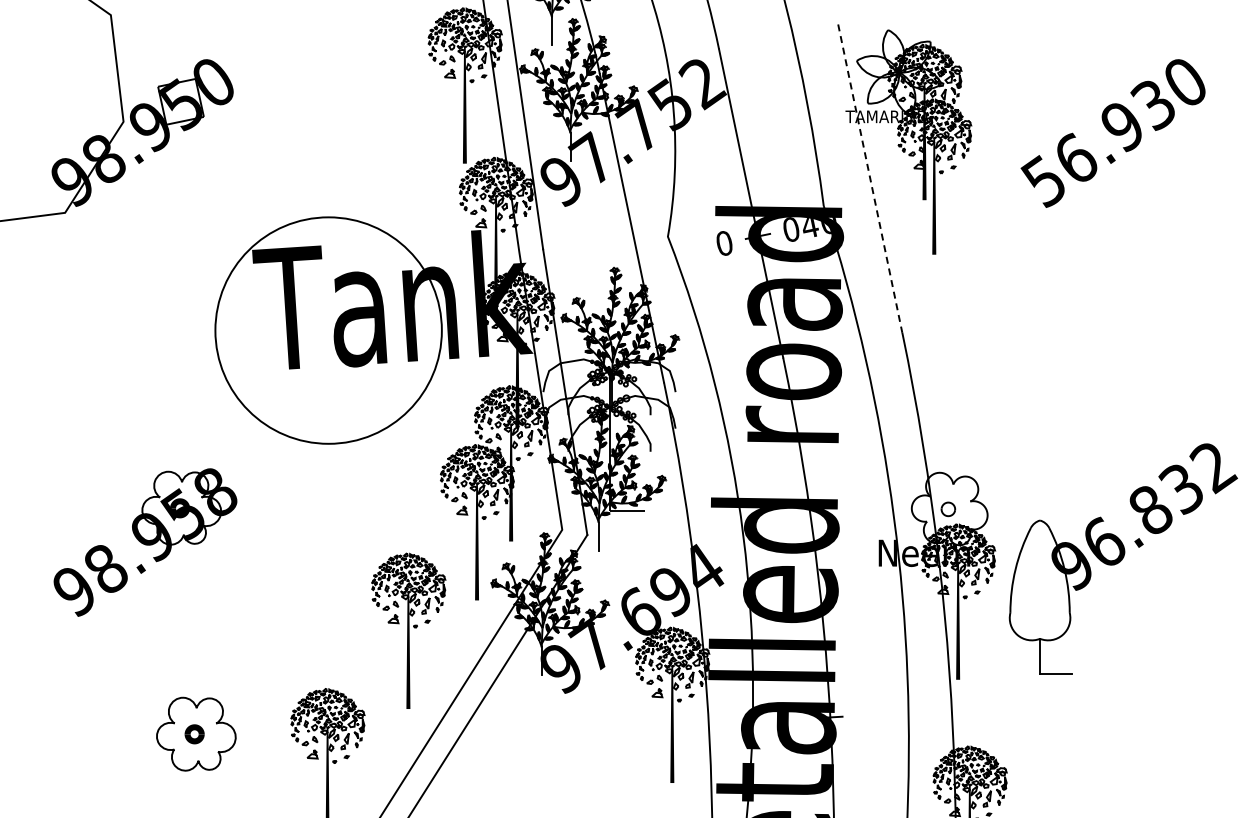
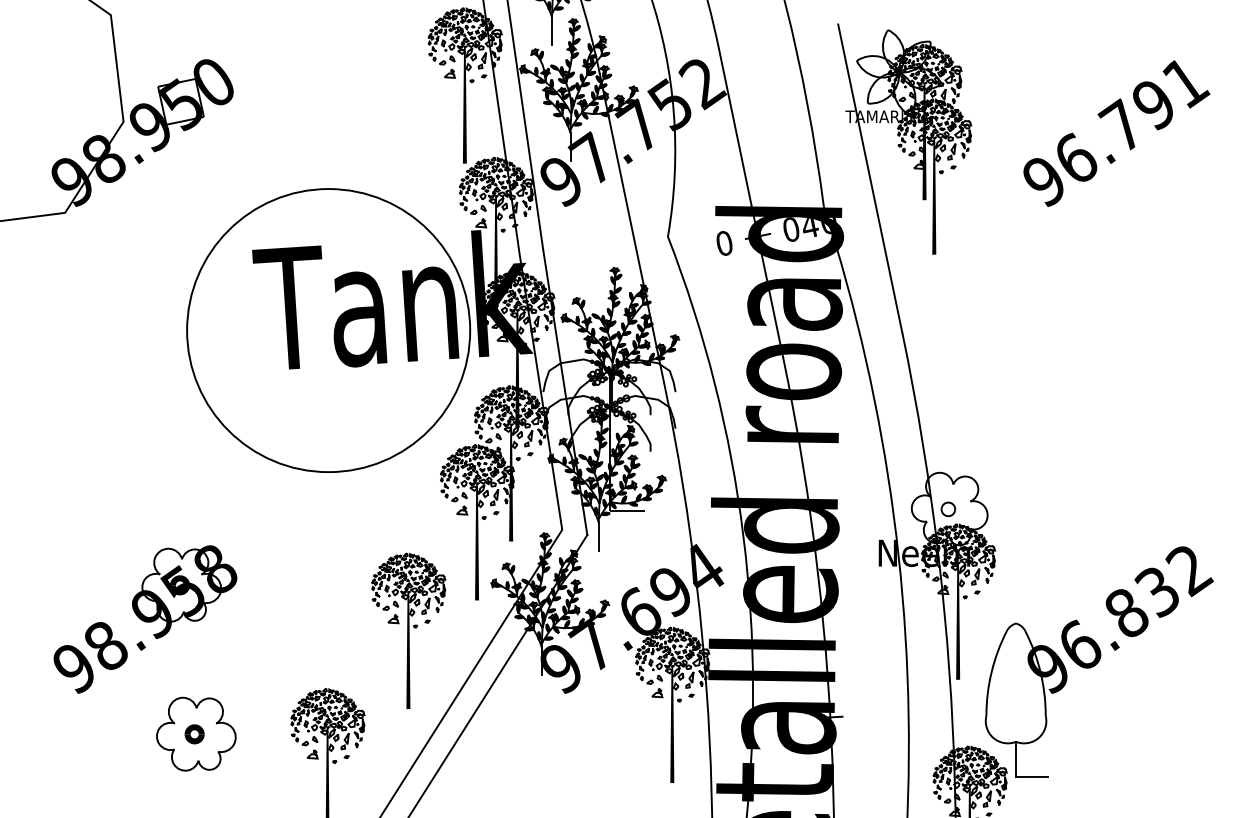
text: 56.930 -> 96.791 (1115, 133)
line: dashed -> solid (870, 179)
circle diameter: 226 px -> 283 px (328, 330)
part position: (145, 542) -> (145, 619) (145, 619)
part position: (1122, 558) -> (1098, 661) (1098, 661)
